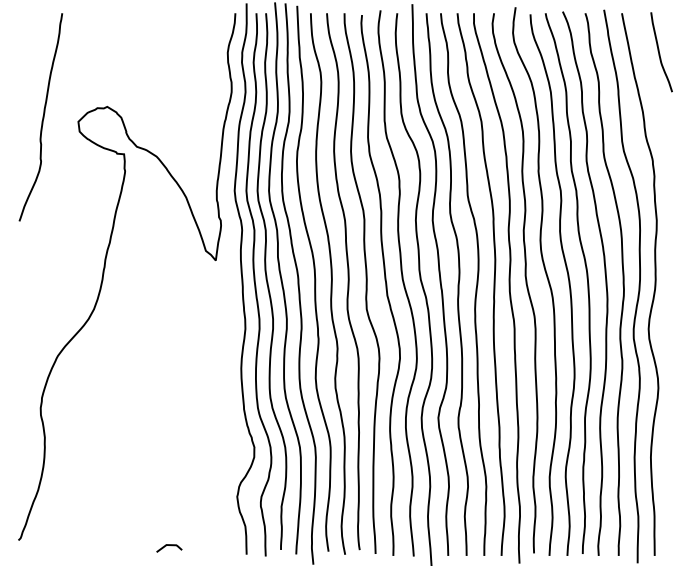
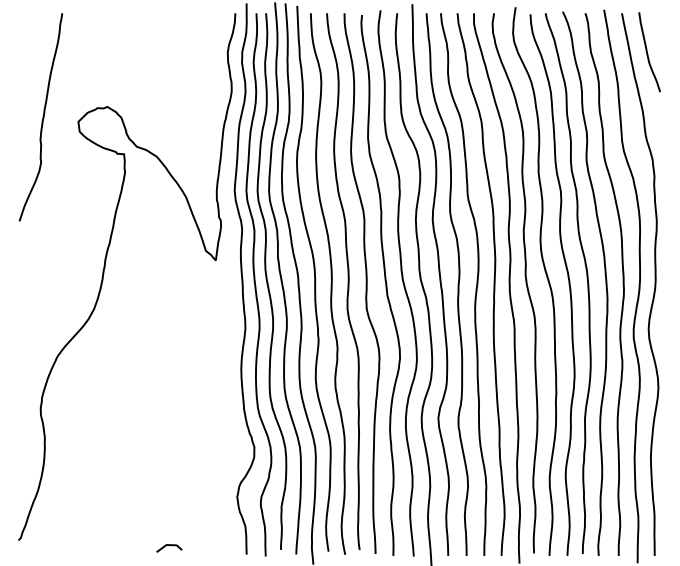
curve position: (660, 53) -> (648, 53) (648, 53)
